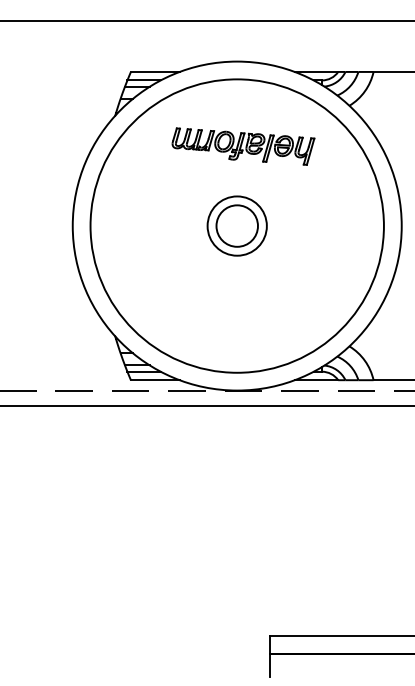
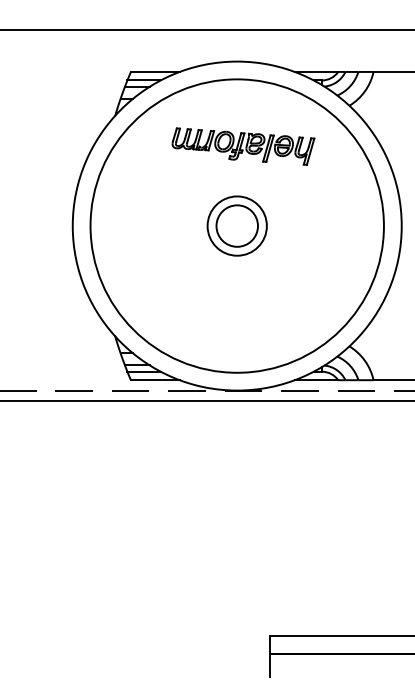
line position: (206, 20) -> (206, 29) (206, 29)
line position: (206, 405) -> (206, 400) (206, 400)
